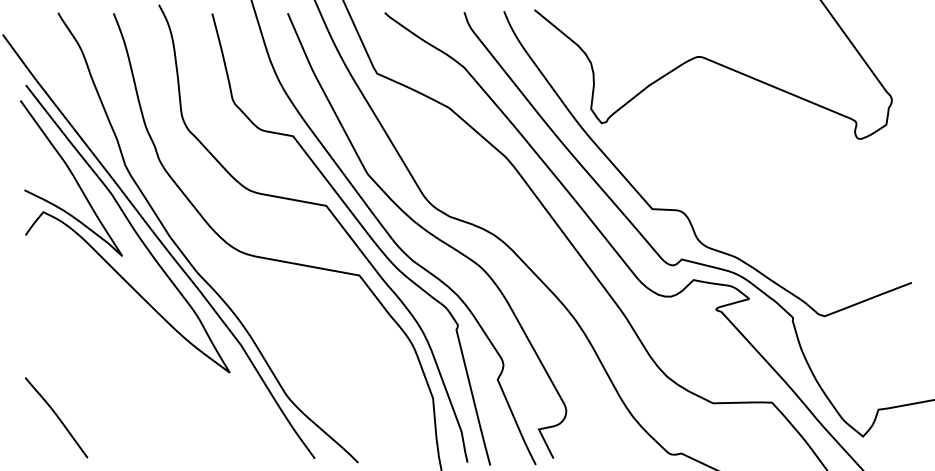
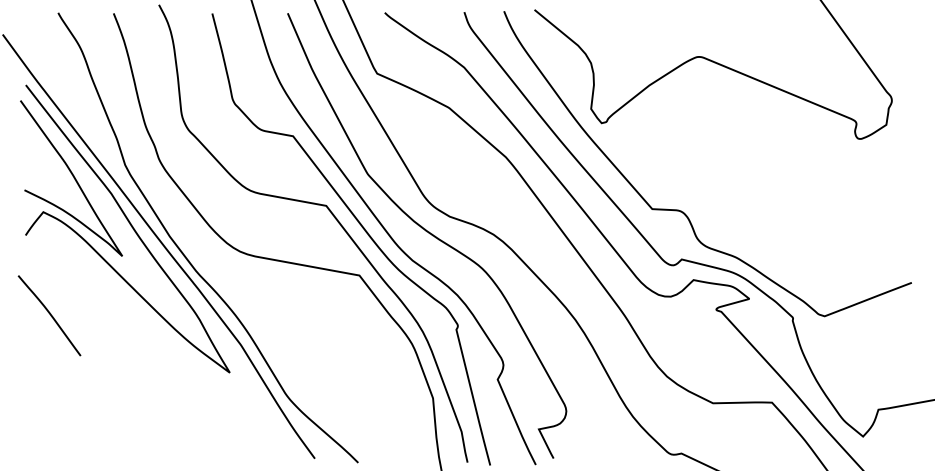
curve position: (56, 416) -> (49, 314) (49, 314)
